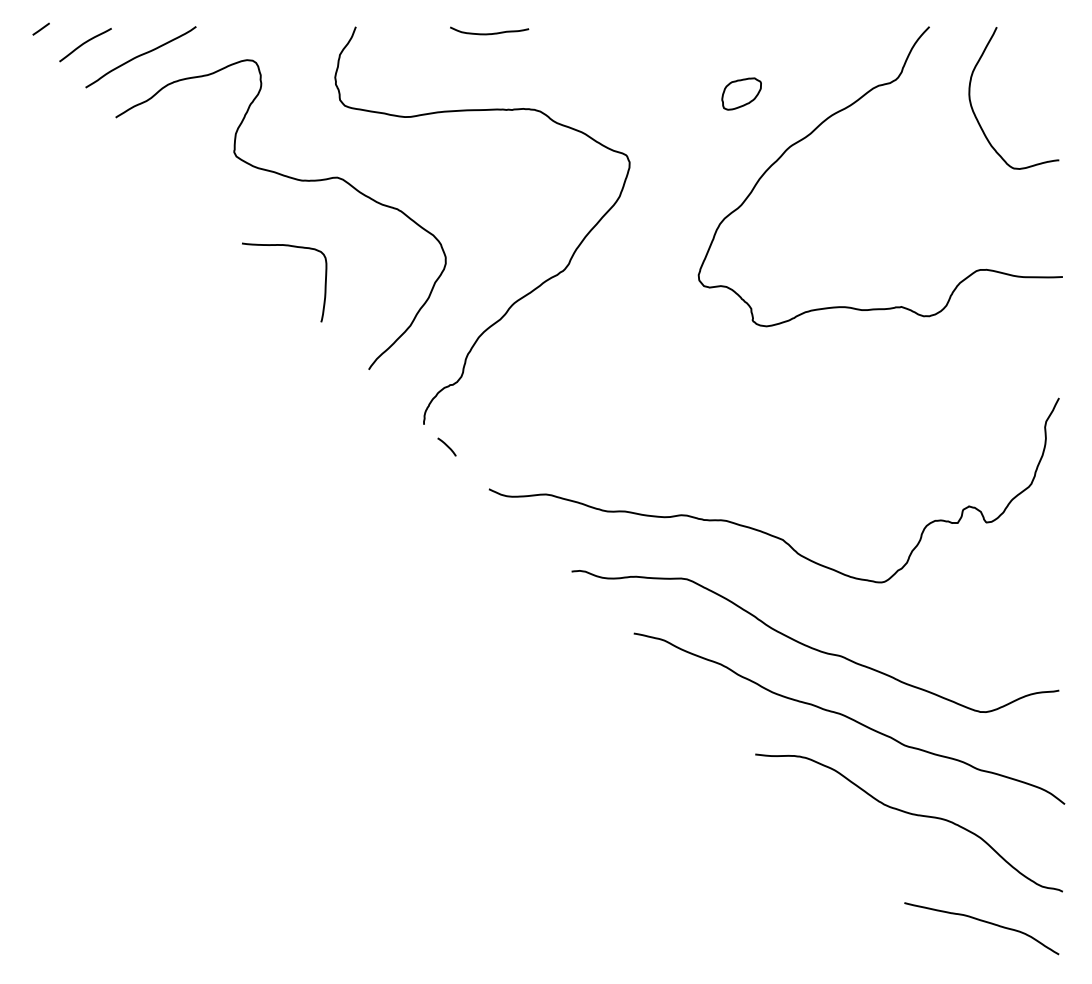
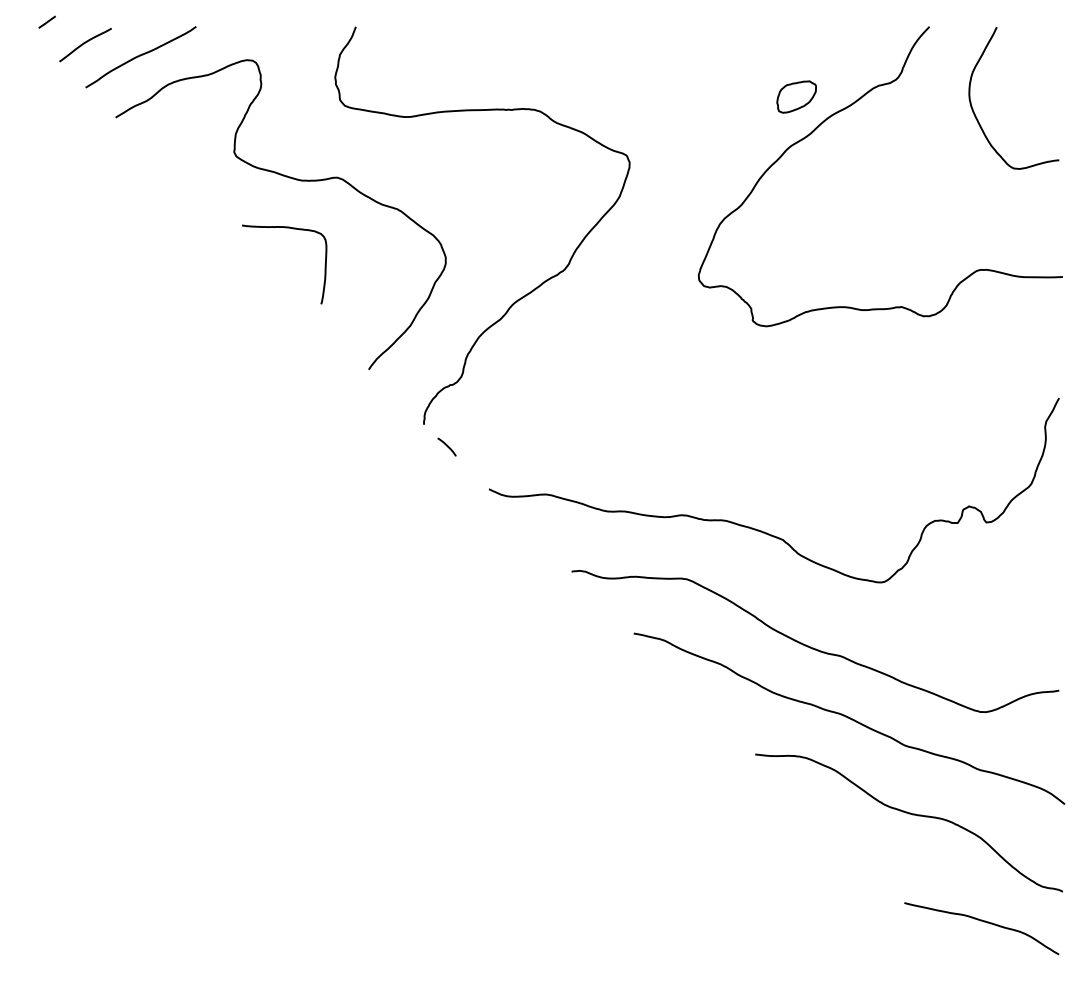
line position: (40, 28) -> (46, 21) (46, 21)
curve: present -> none (489, 33)
part position: (741, 93) -> (796, 96) (796, 96)
curve position: (292, 247) -> (292, 229) (292, 229)
